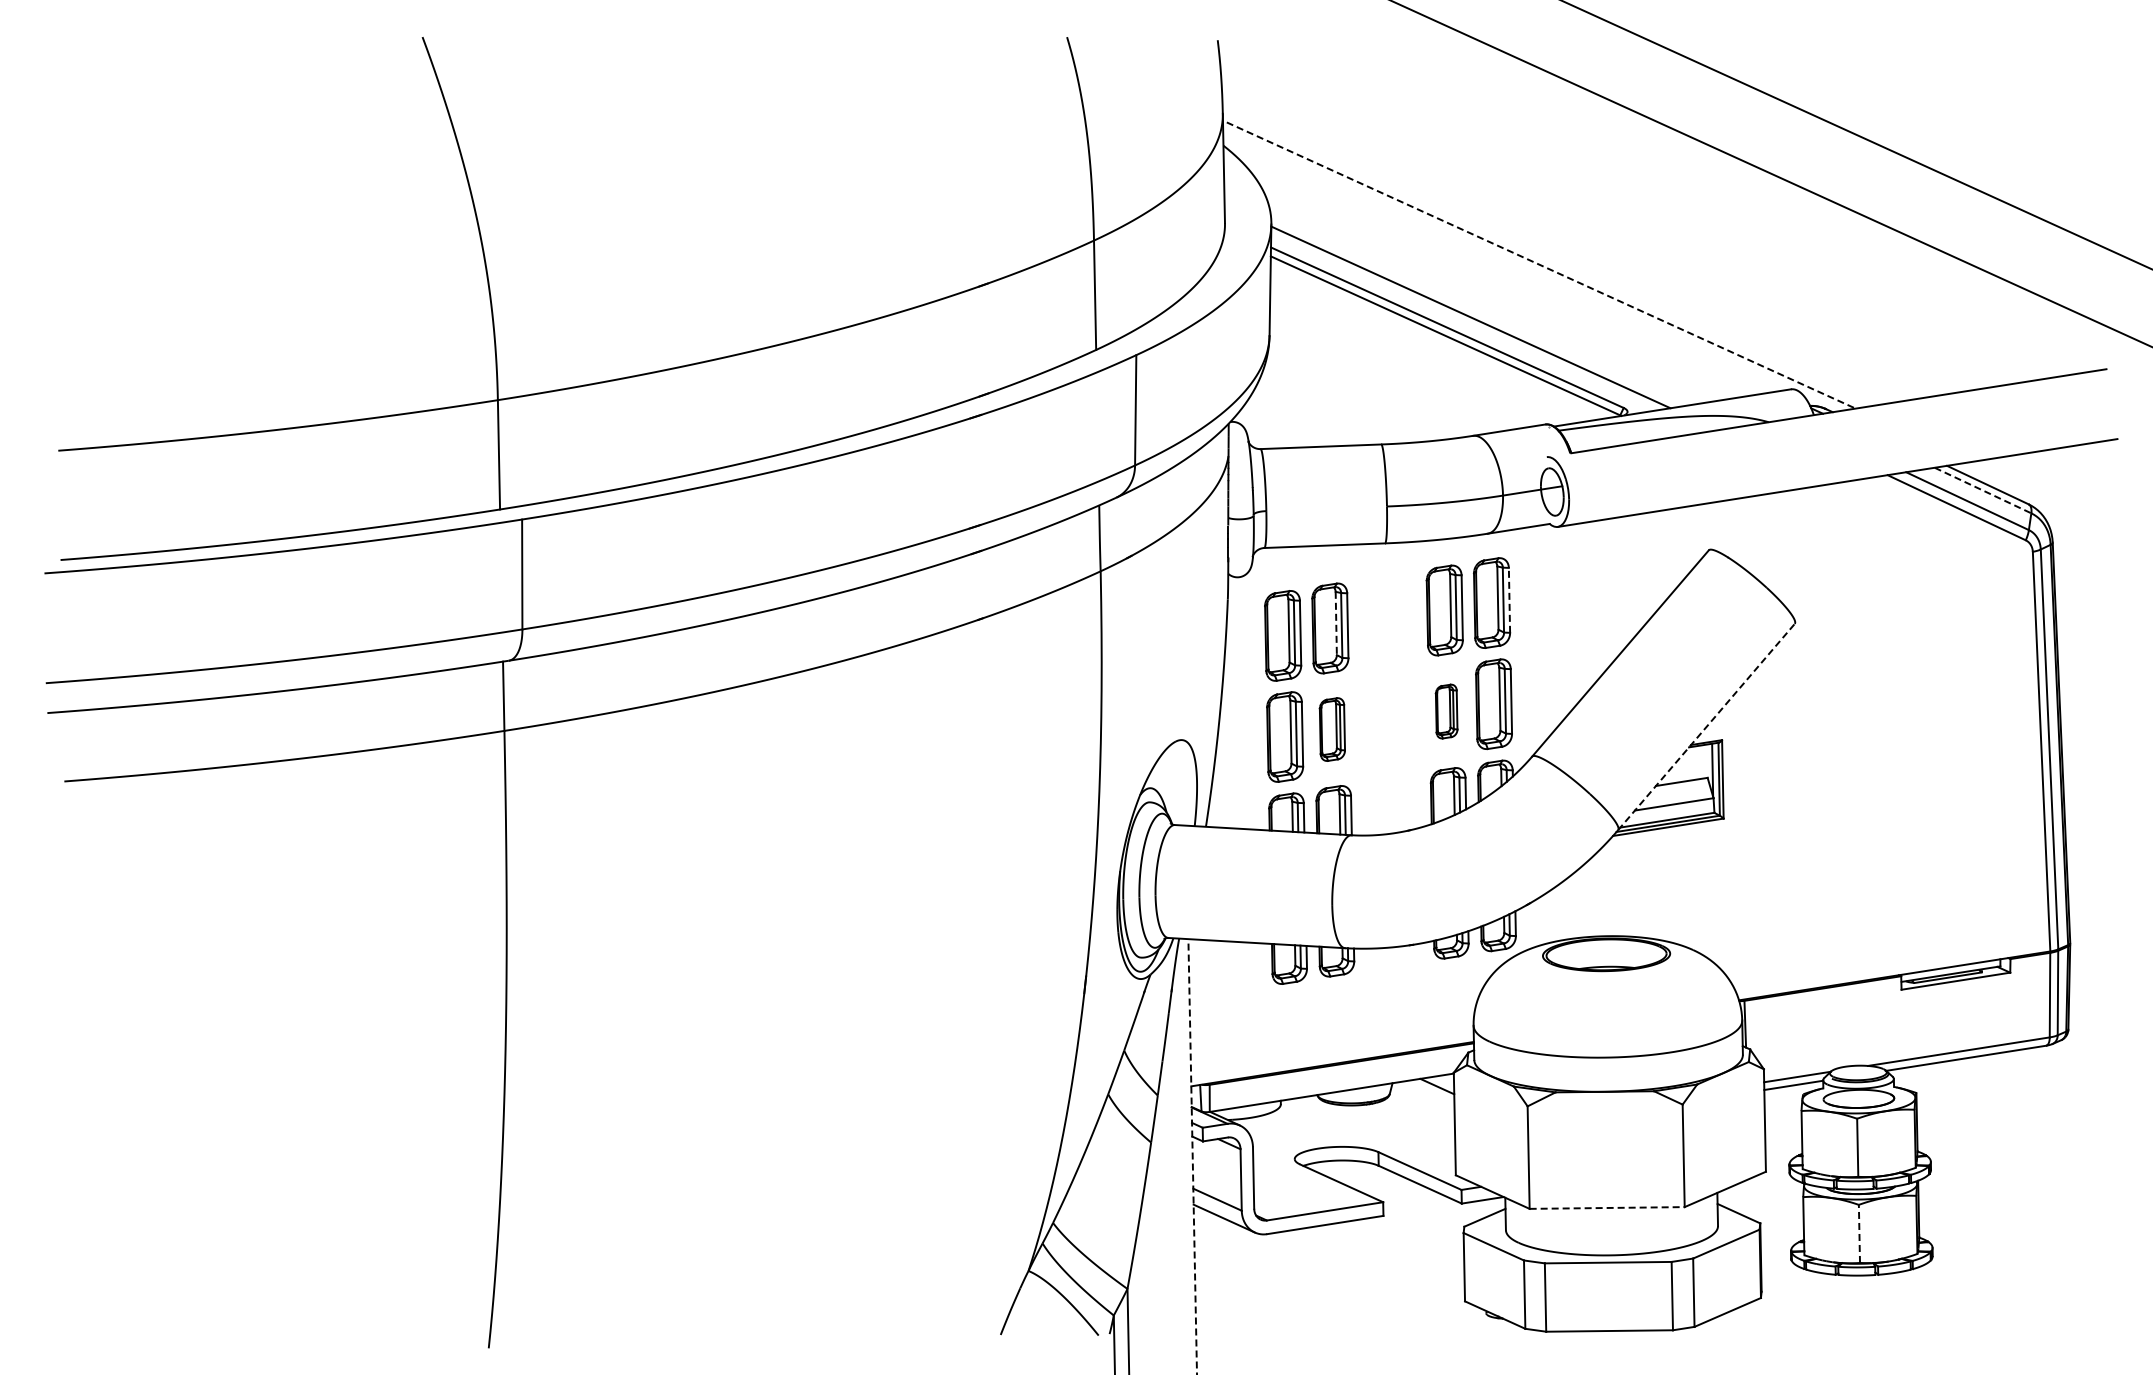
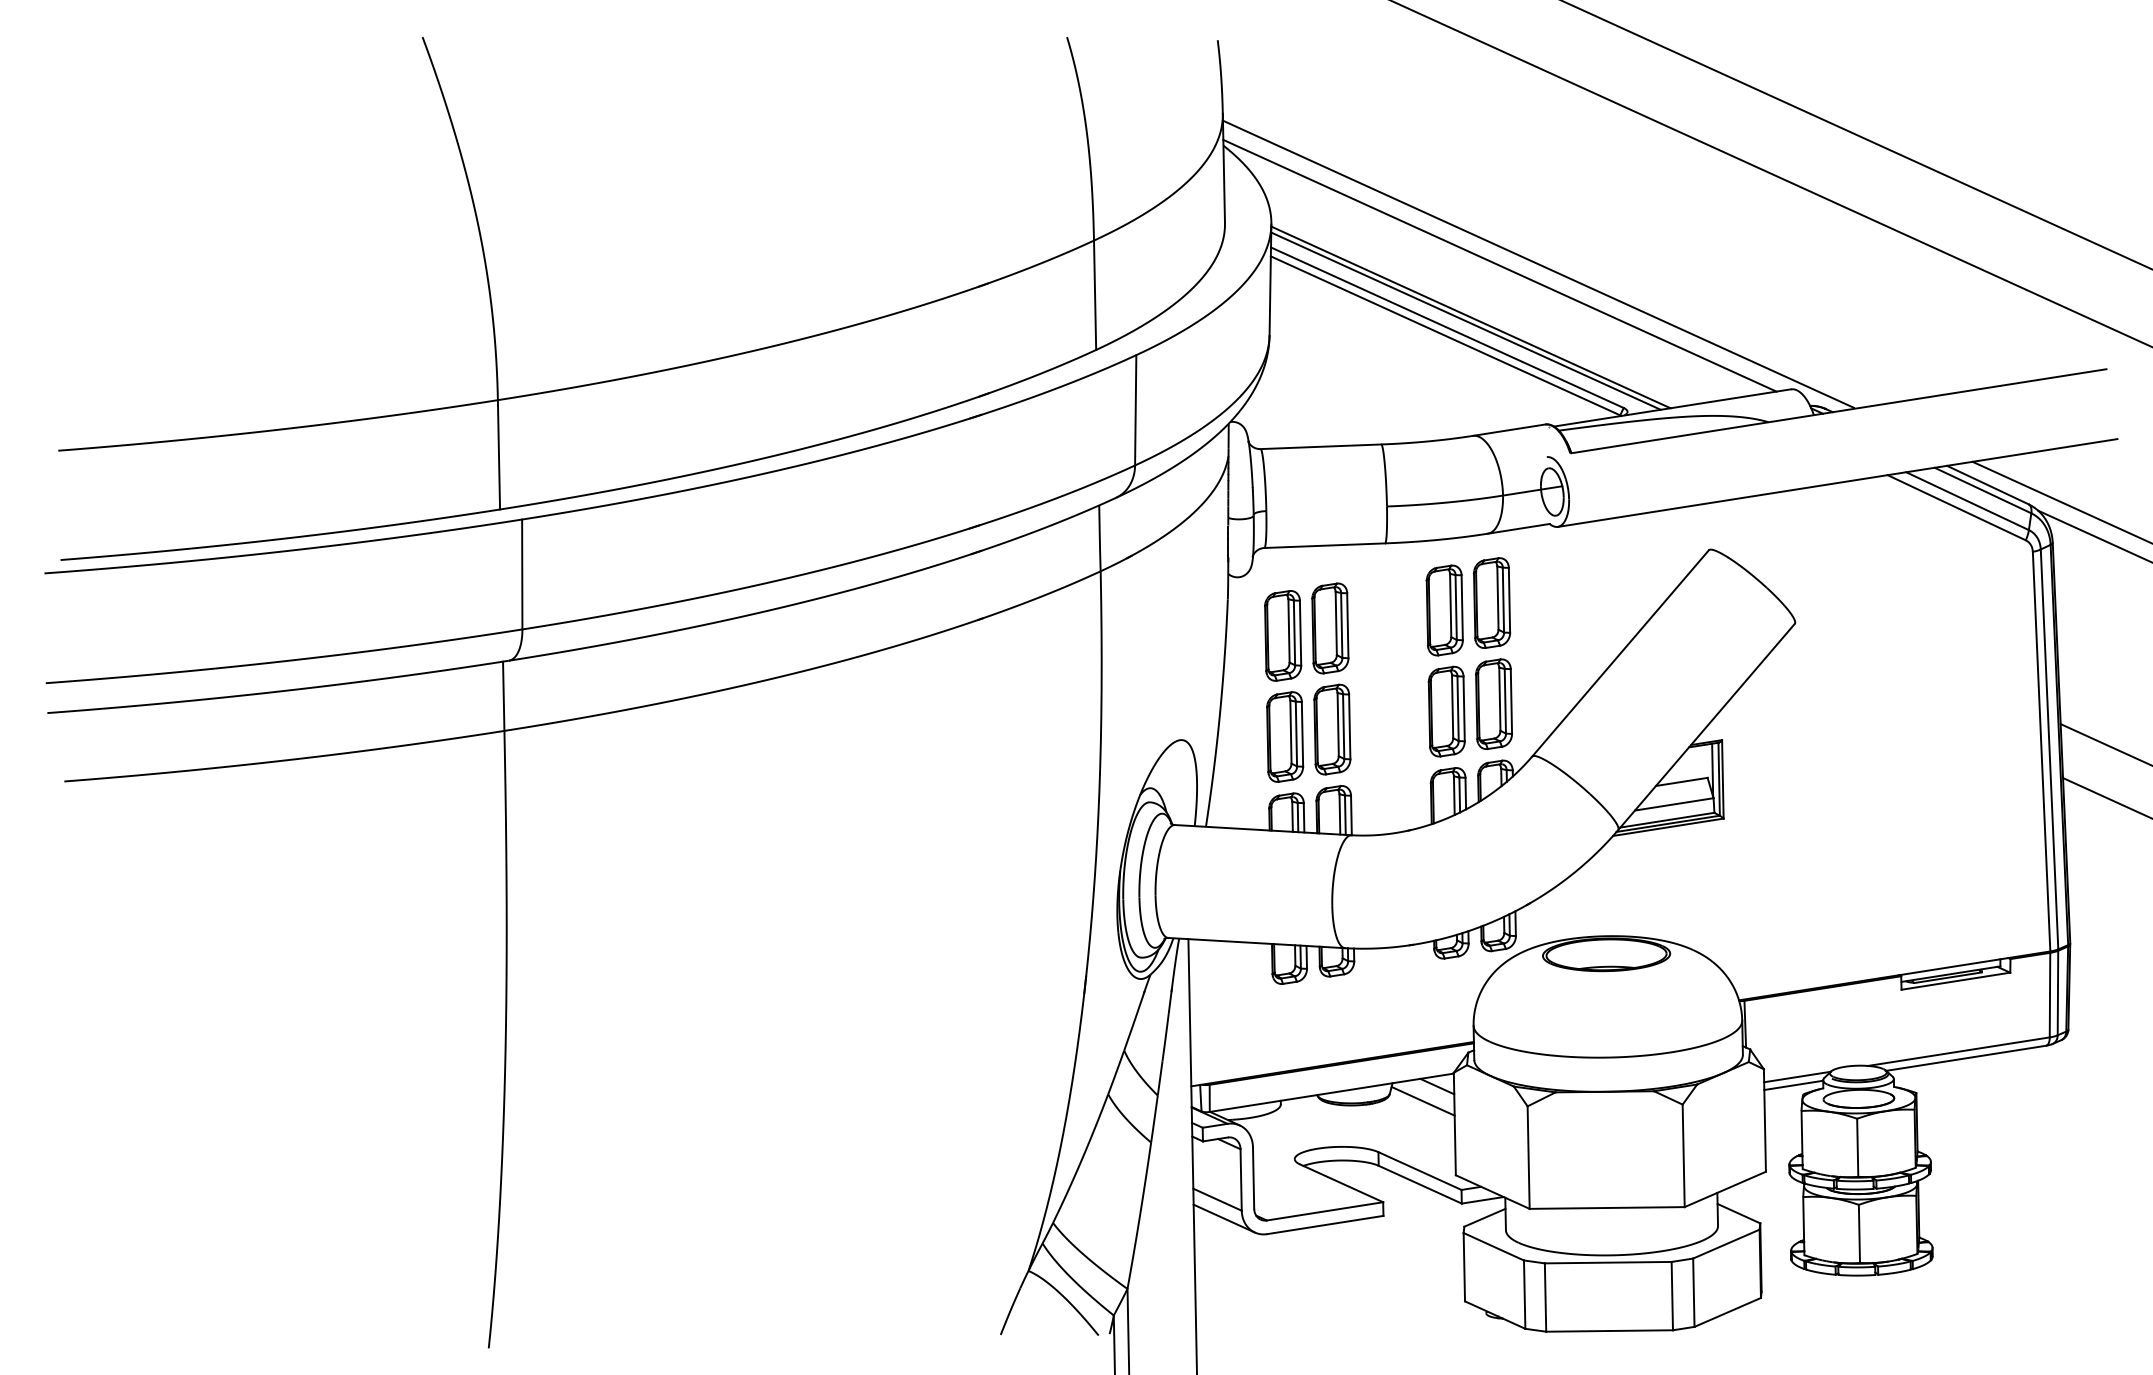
line: dashed -> solid (1538, 264)
line: none -> present (1499, 265)
line: none -> present (1465, 320)
line: dashed -> solid (1983, 490)
line: none -> present (2060, 501)
line: none -> present (2093, 535)
line: dashed -> solid (1509, 599)
line: dashed -> solid (1336, 623)
part size: 25x57 px -> 39x93 px (1446, 711)
line: dashed -> solid (1706, 727)
part size: 28x65 px -> 39x93 px (1332, 729)
line: none -> present (2104, 744)
line: none -> present (2106, 797)
line: none -> present (1422, 1100)
line: dashed -> solid (1192, 1156)
line: dashed -> solid (1607, 1207)
line: dashed -> solid (1859, 1233)
